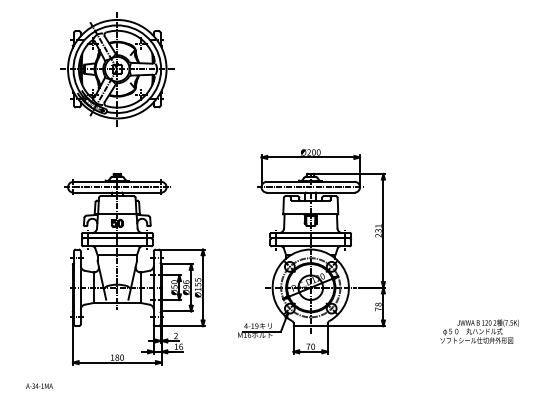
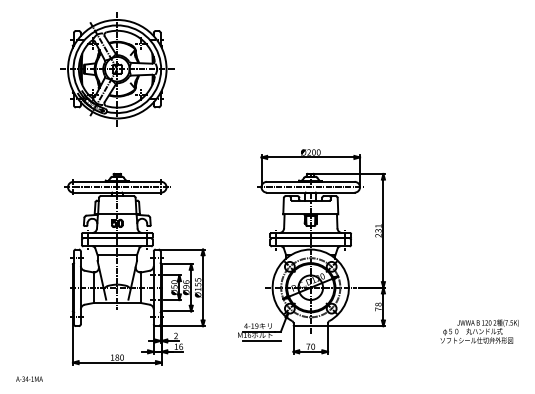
line: none -> present (261, 341)
text position: (39, 385) -> (29, 378) (29, 378)
